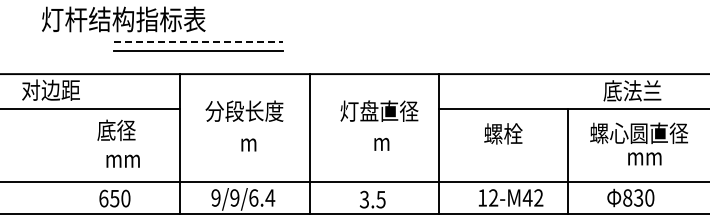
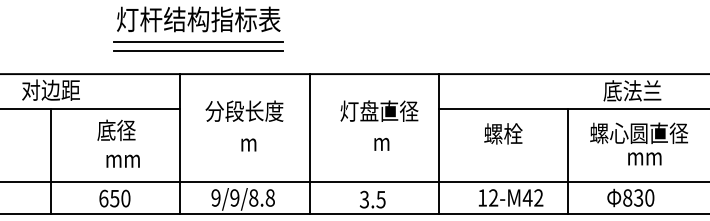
text position: (123, 19) -> (198, 19) (198, 19)
line: dashed -> solid (198, 42)
line: none -> present (51, 161)
text: 9/9/6.4 -> 9/9/8.8 (262, 197)
